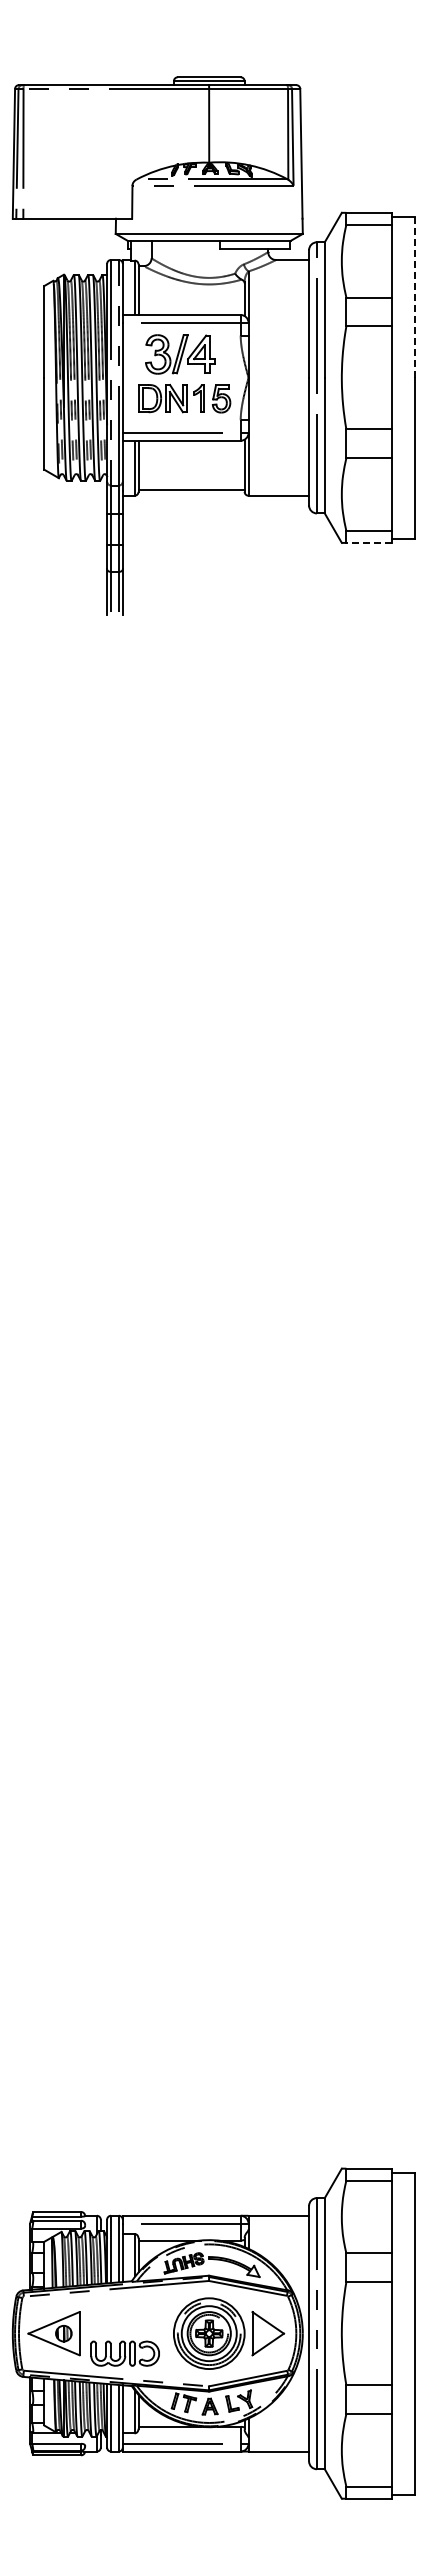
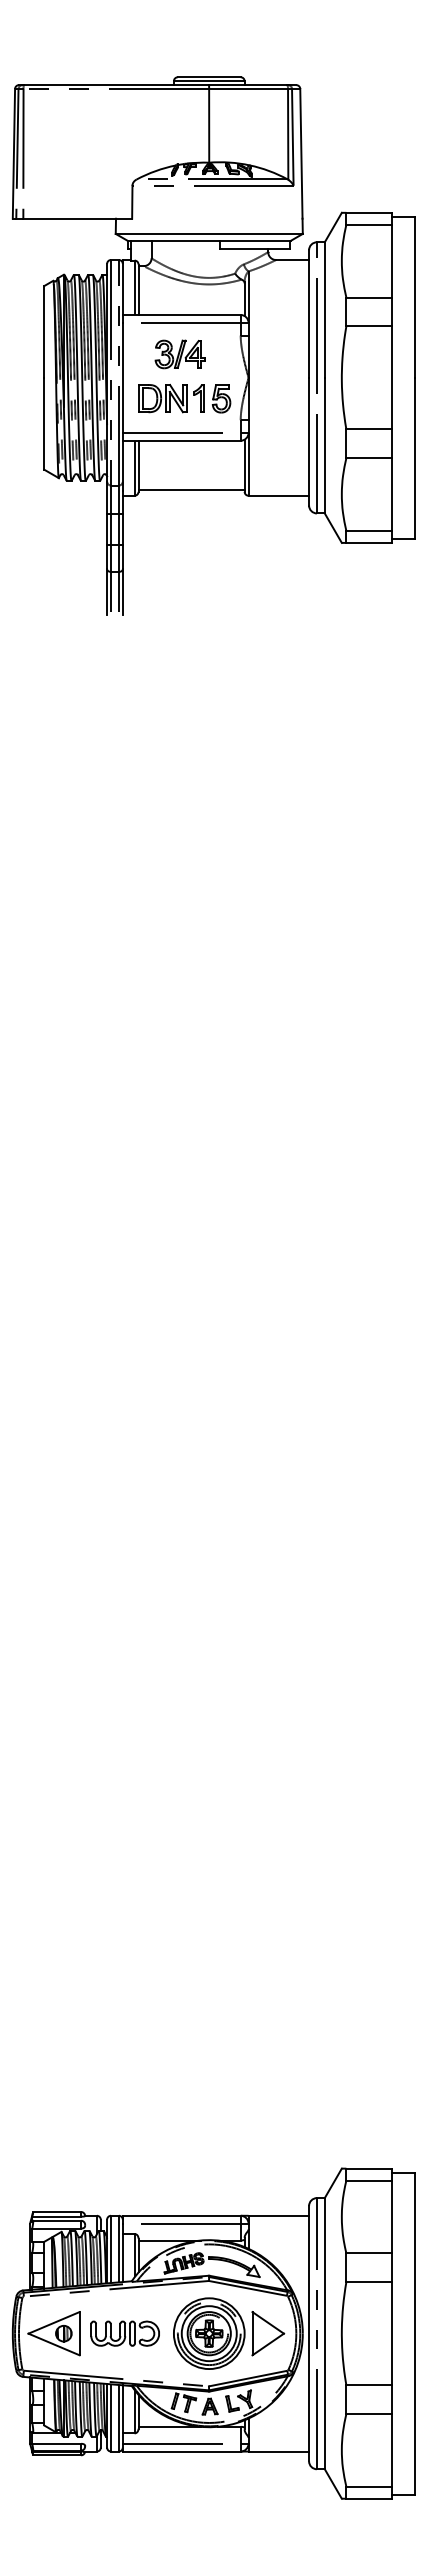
line: dashed -> solid (415, 297)
part size: 71x41 px -> 52x31 px (179, 354)
line: dashed -> solid (368, 542)
part position: (124, 2353) -> (124, 2333) (124, 2333)
